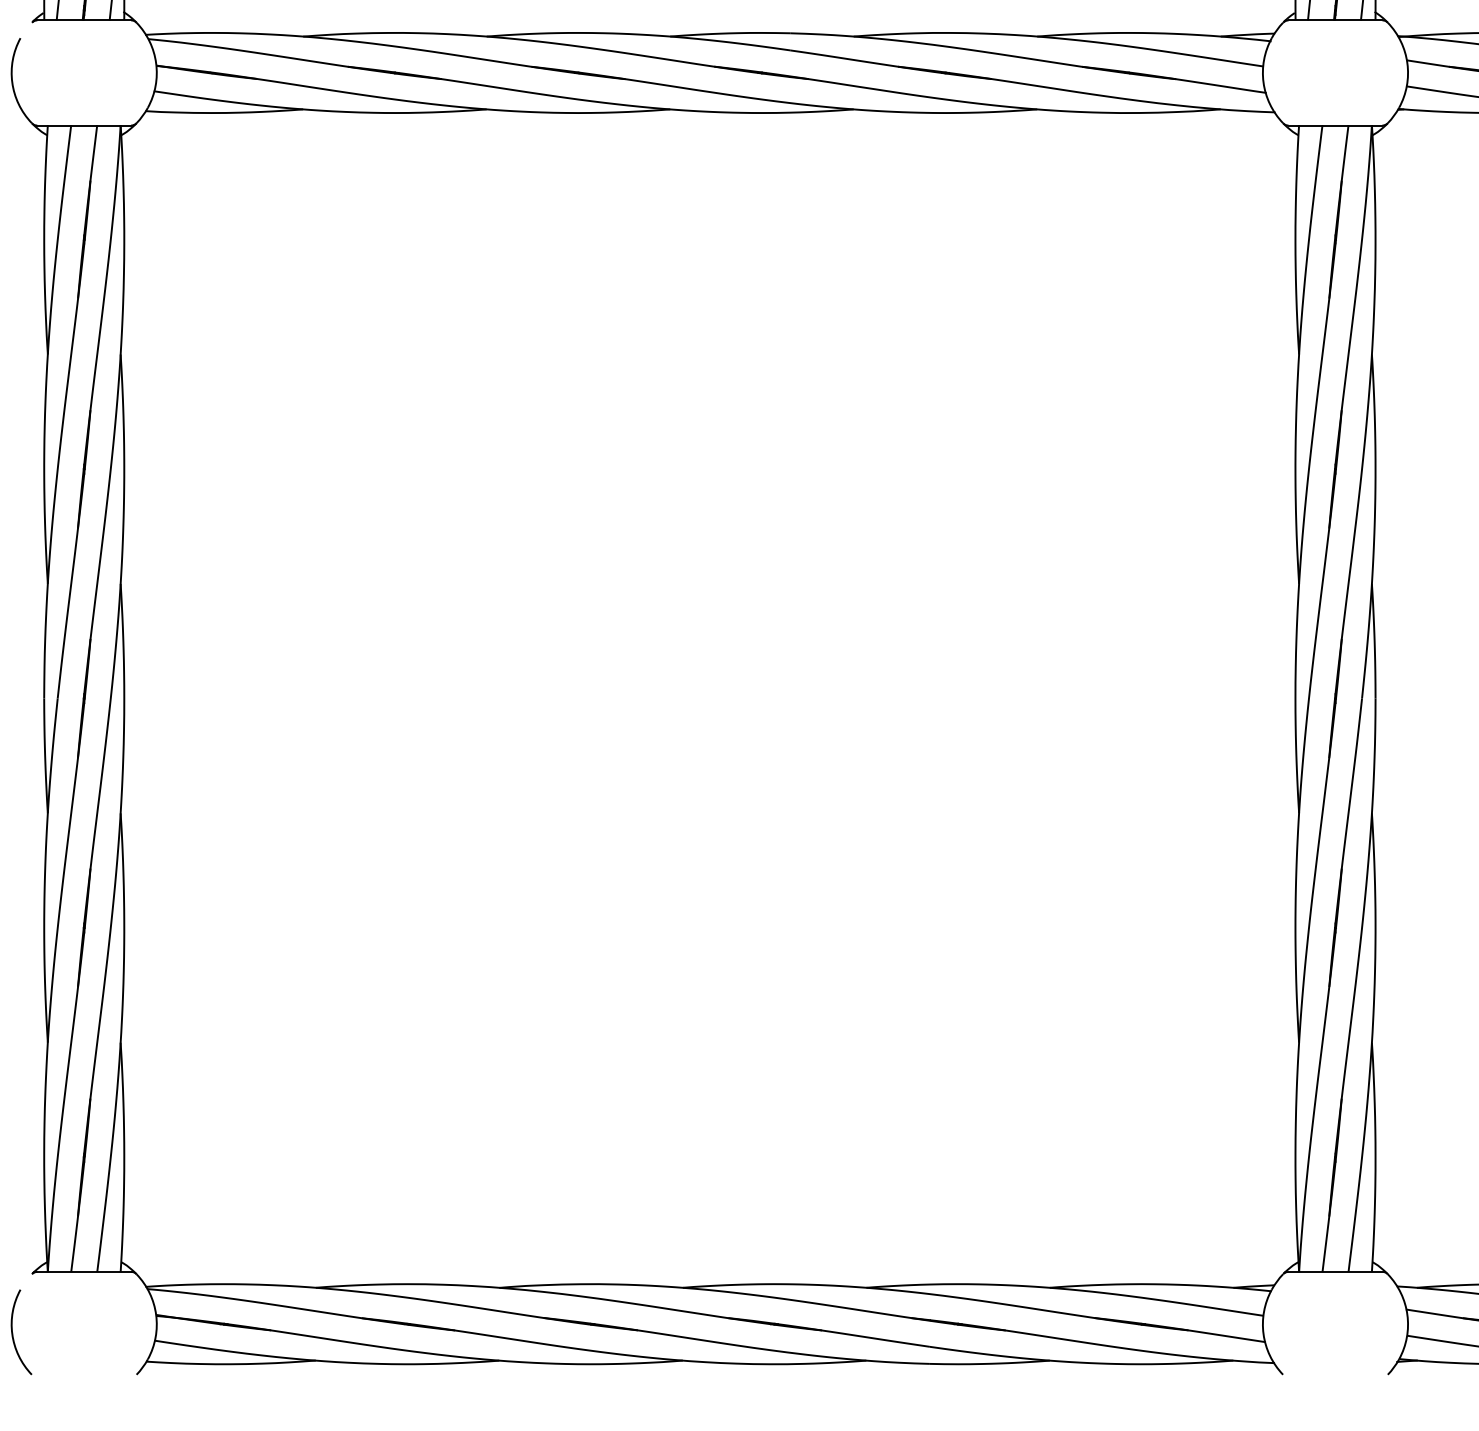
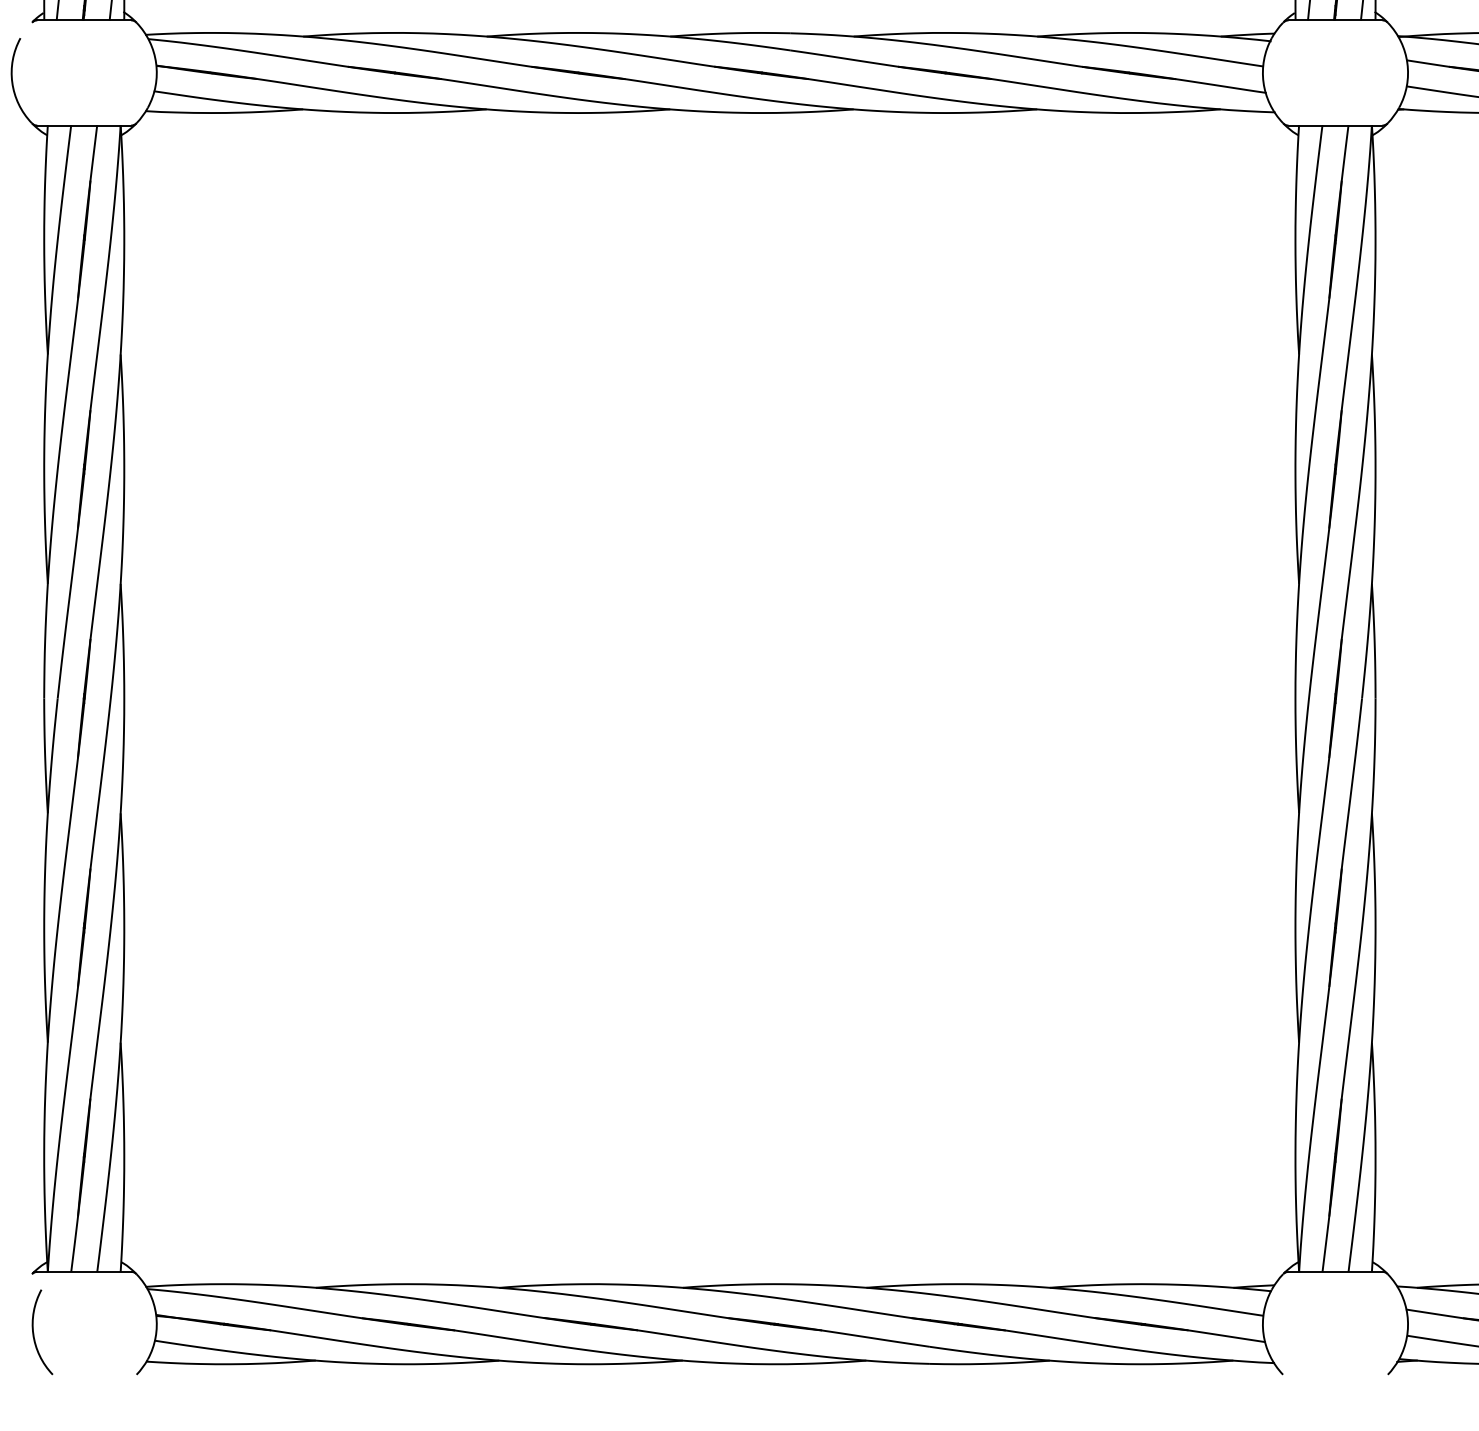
arc position: (13, 1333) -> (34, 1333) (34, 1333)
